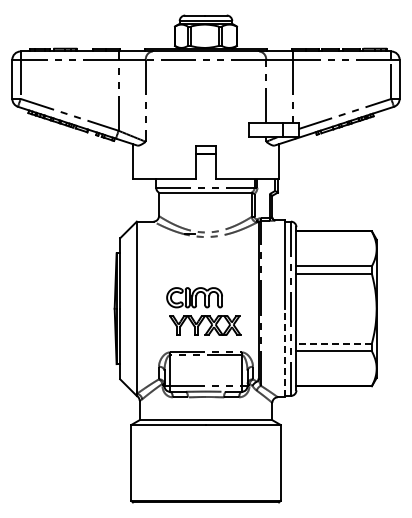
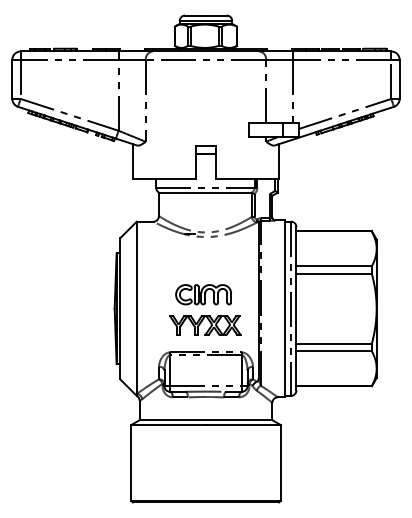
part position: (194, 297) -> (203, 294) (203, 294)
line: dashed -> solid (334, 343)
line: dashed -> solid (285, 352)
